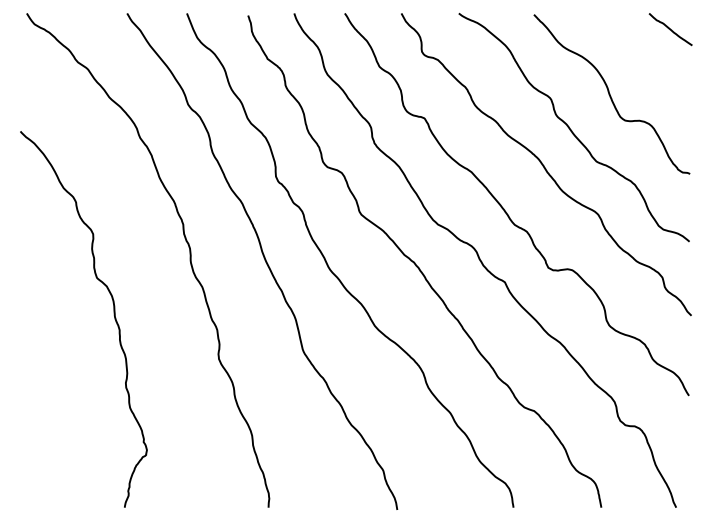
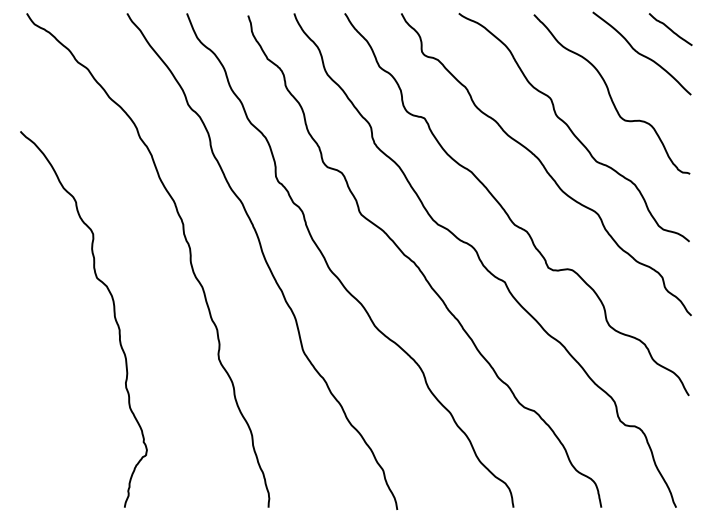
curve: none -> present (641, 53)
